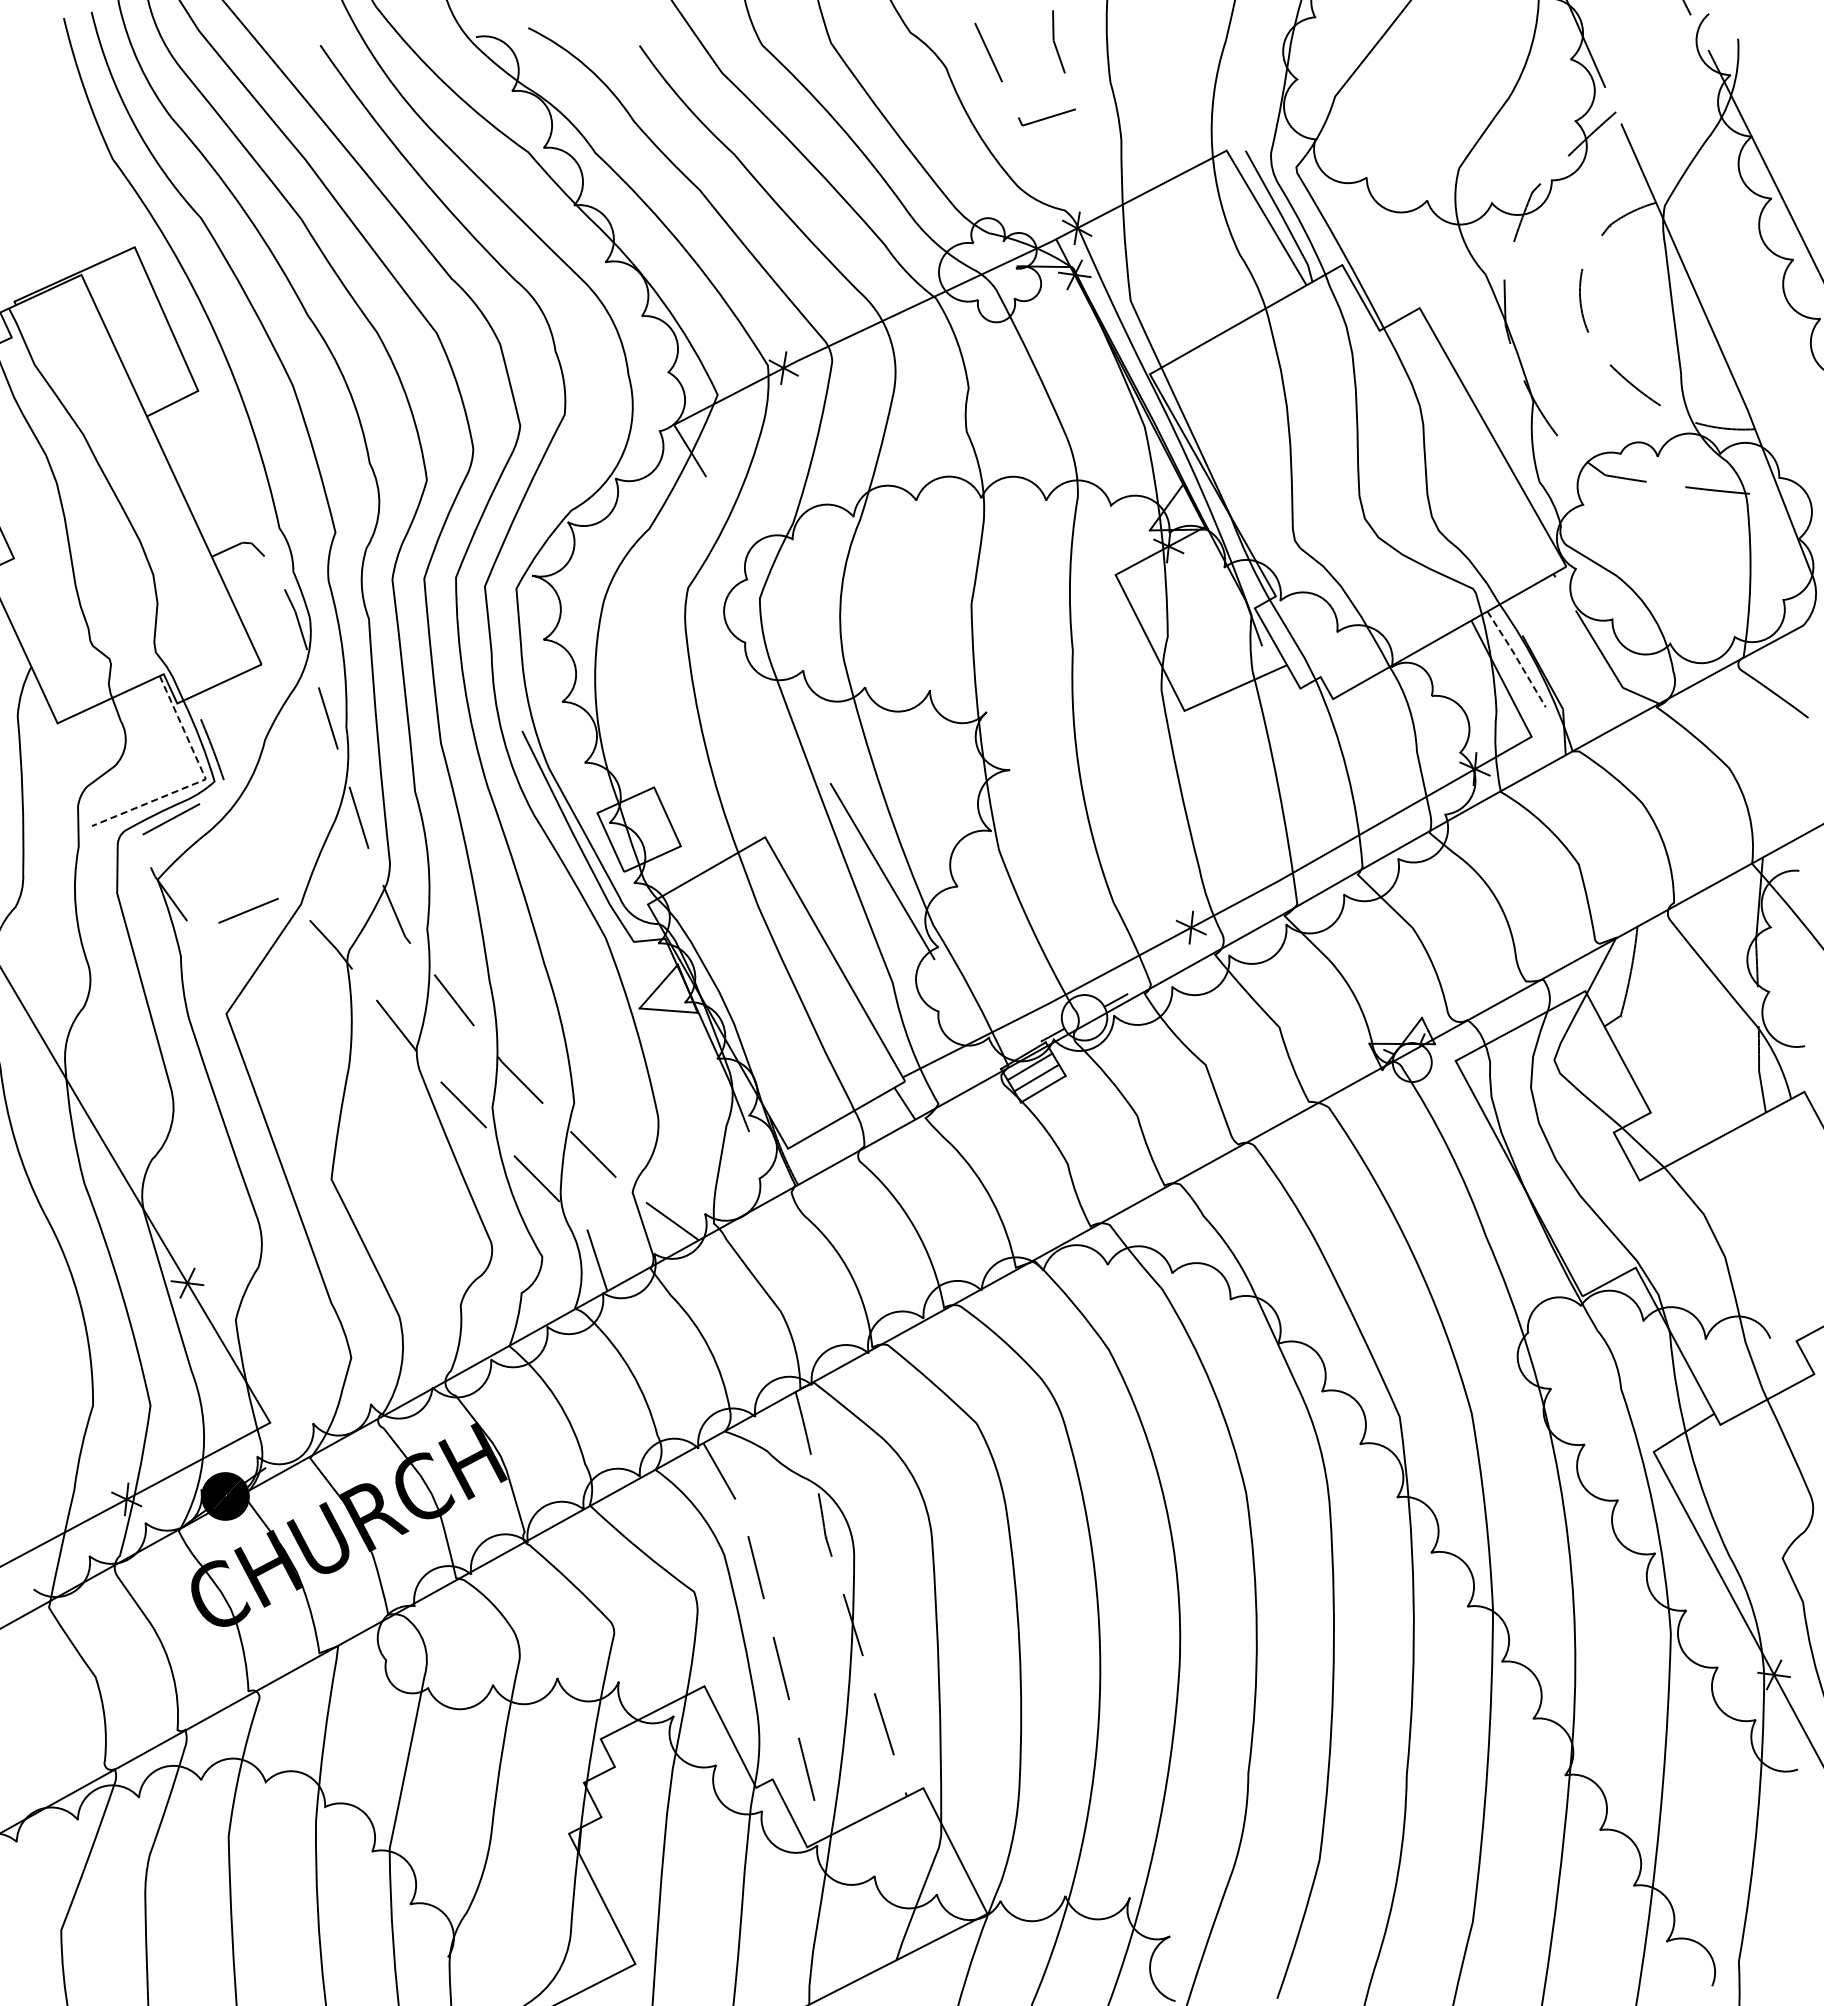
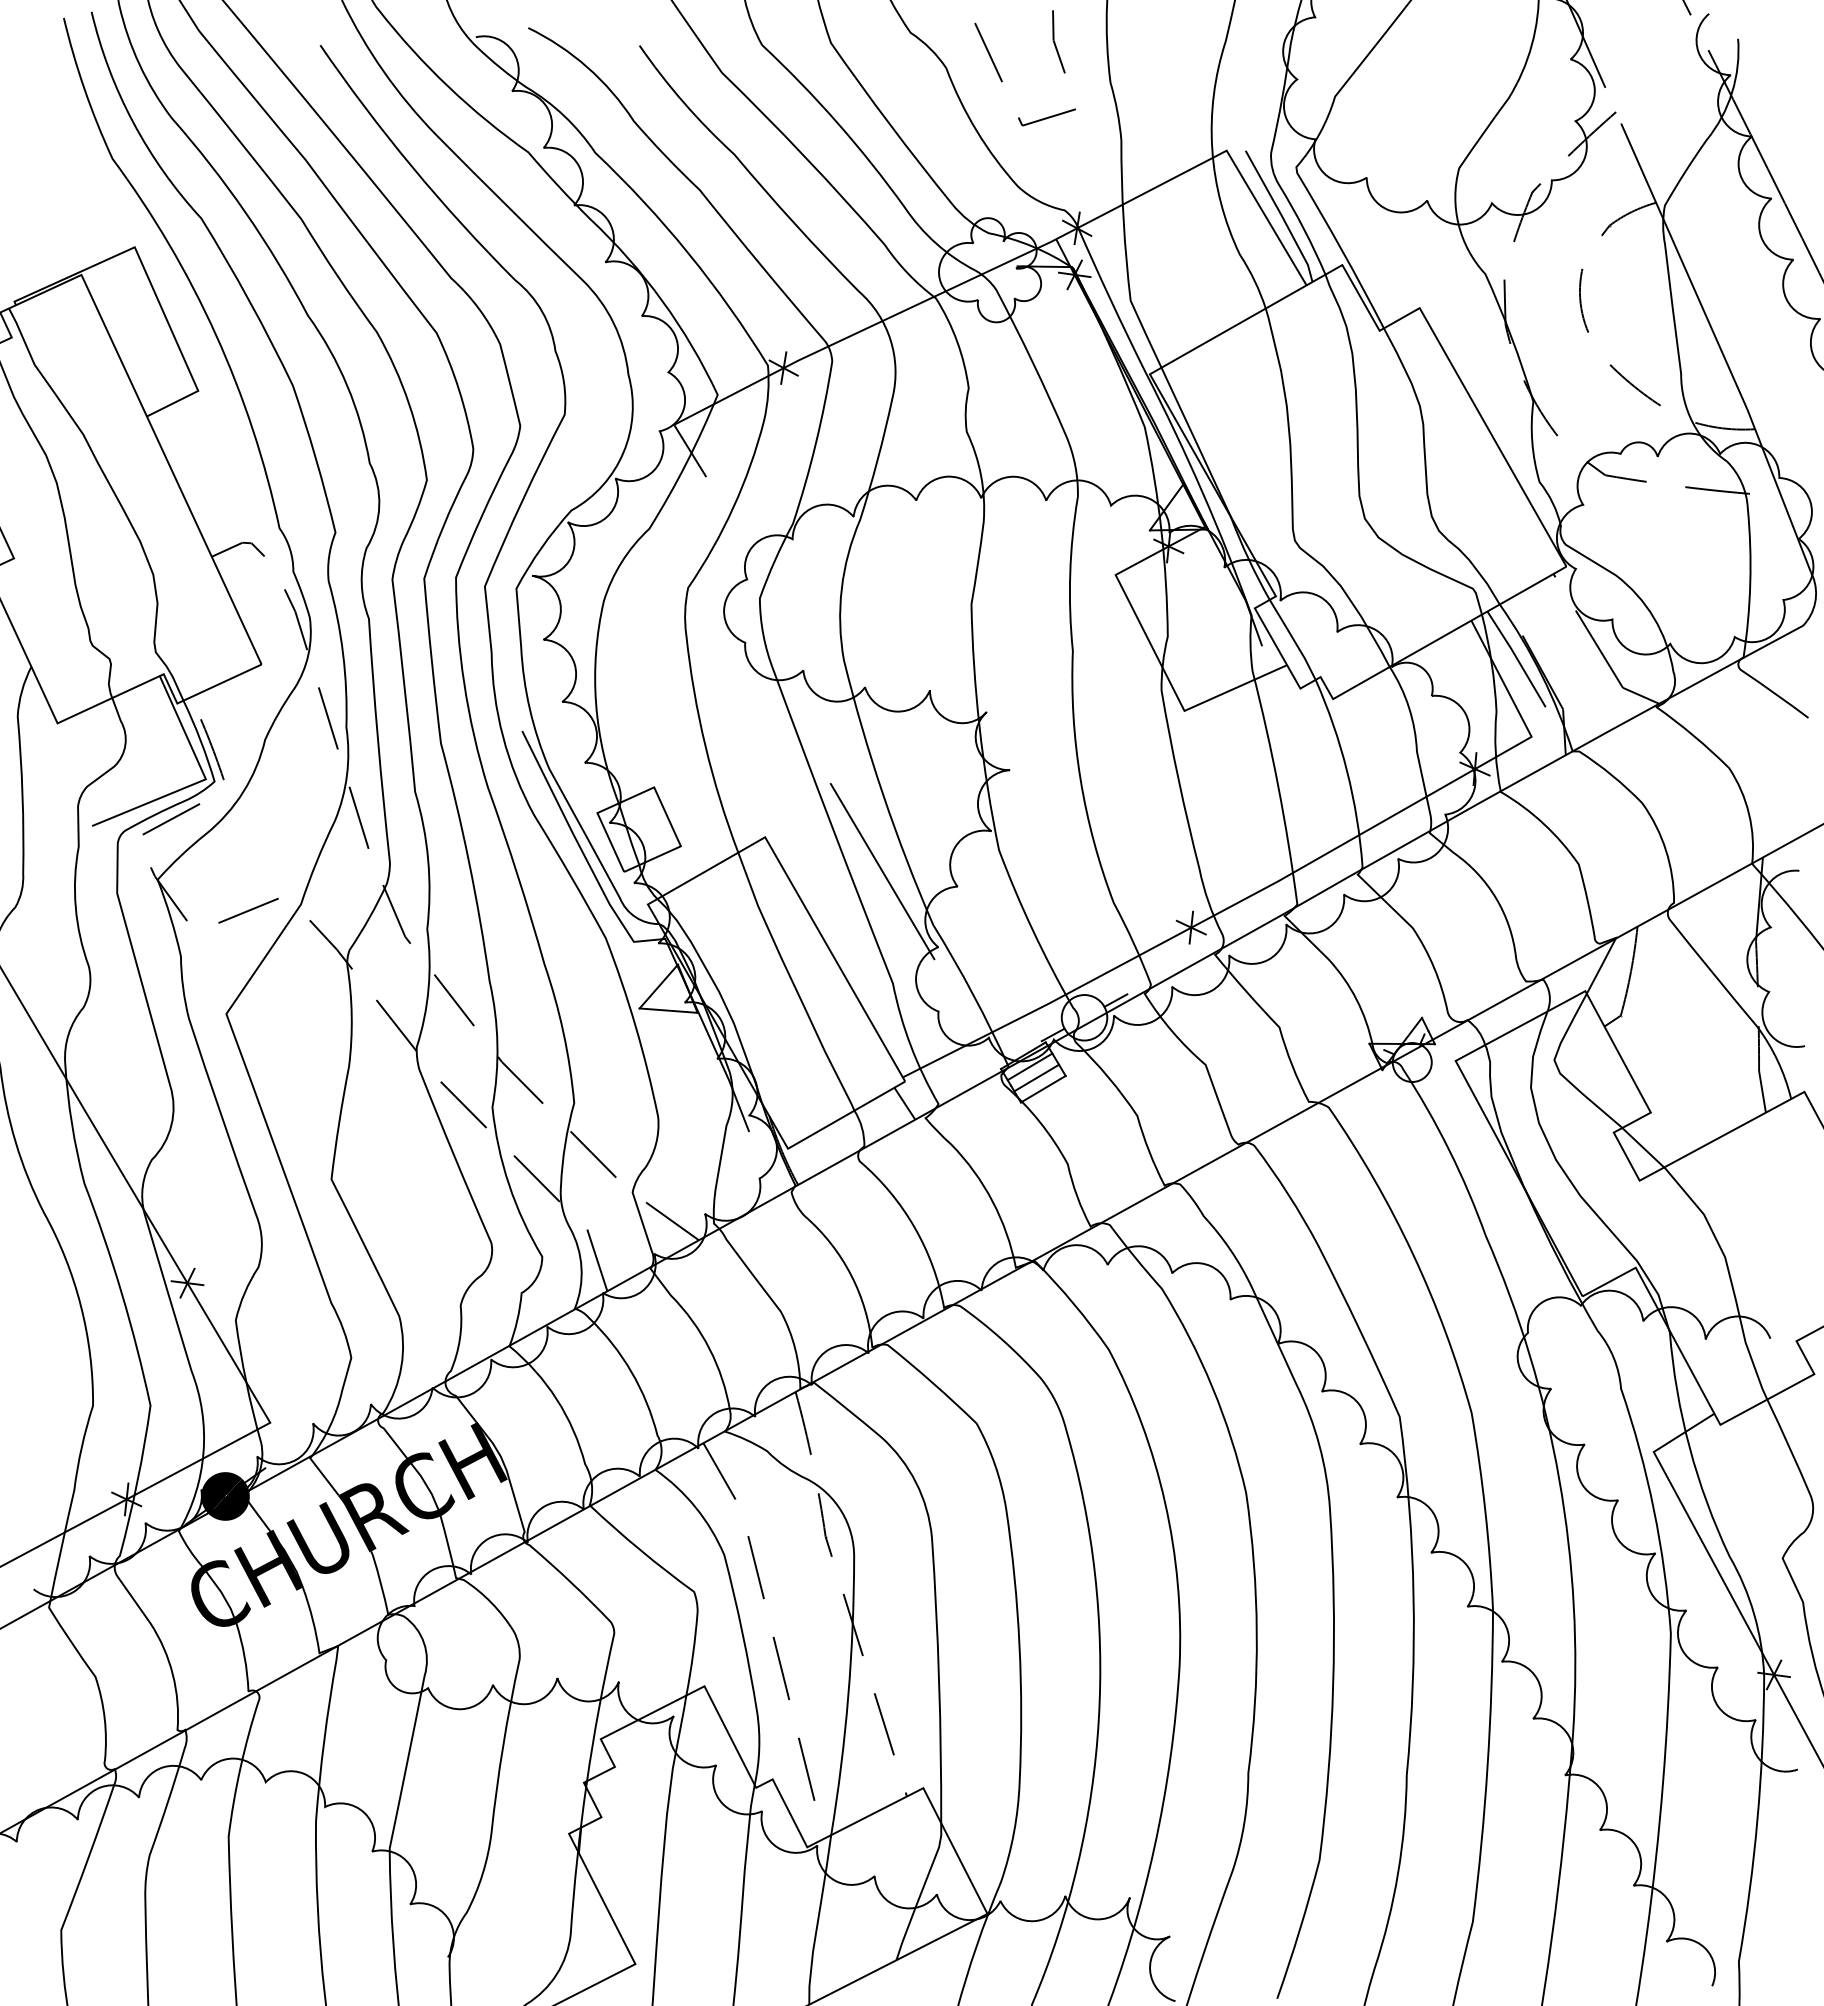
line: dashed -> solid (1517, 658)
line: dashed -> solid (201, 781)
